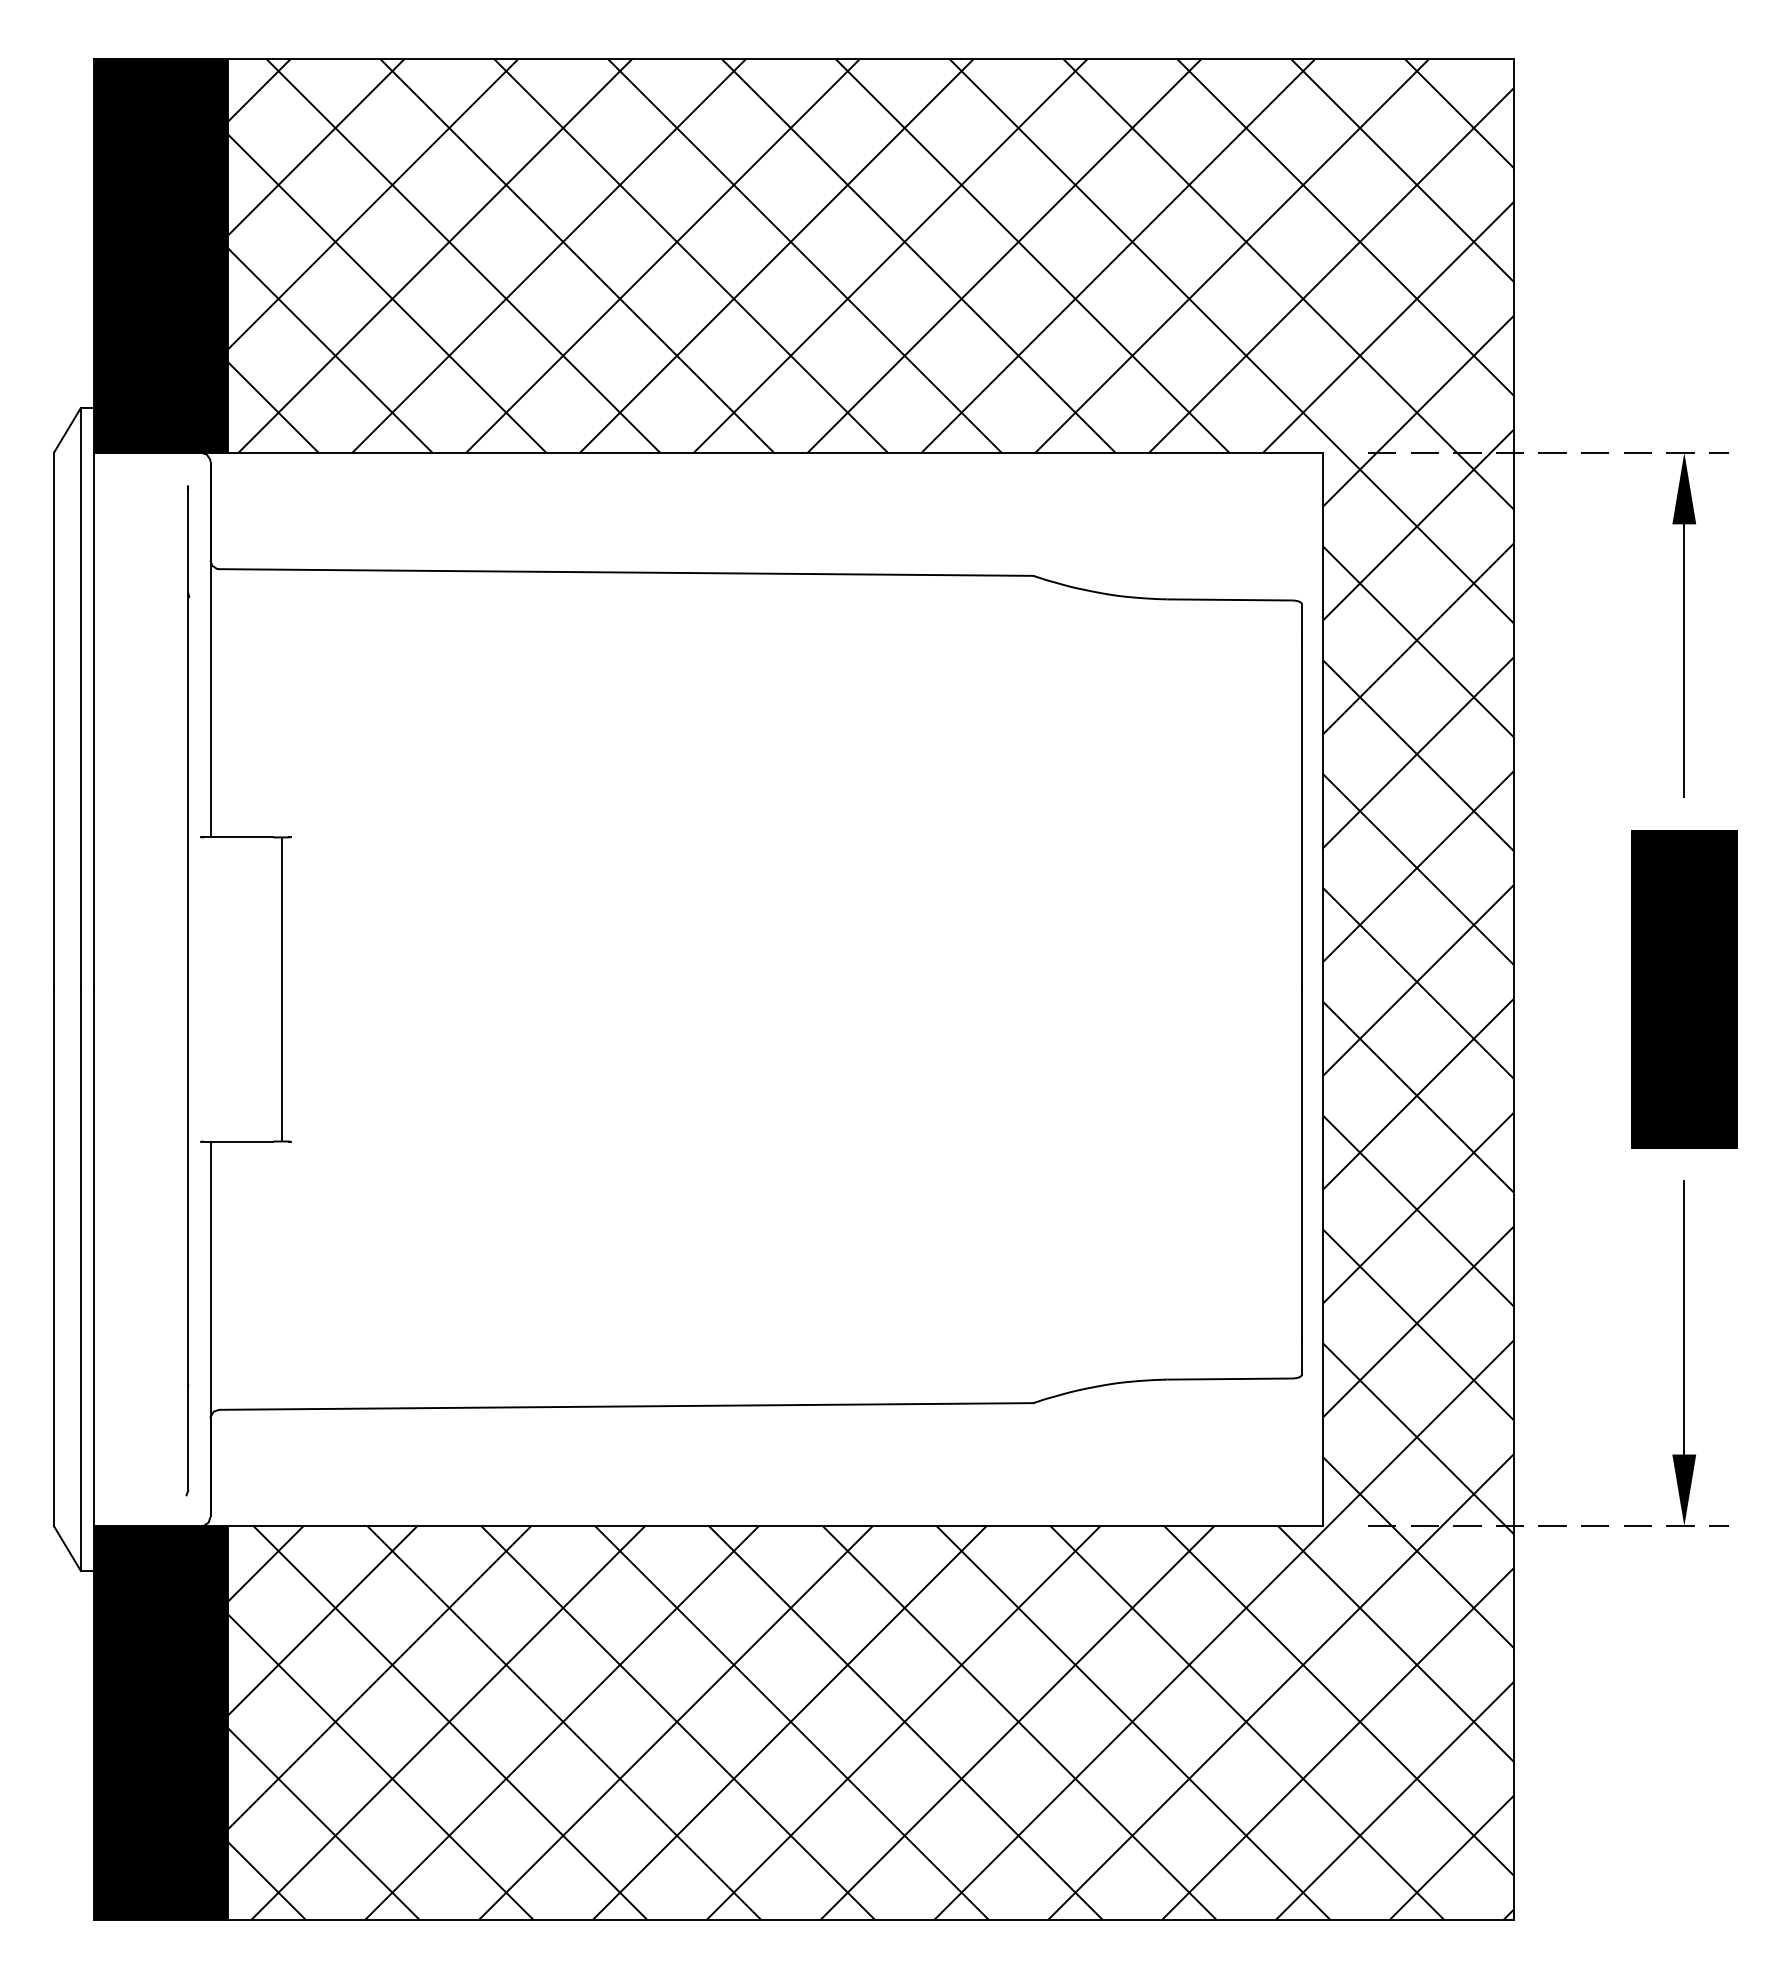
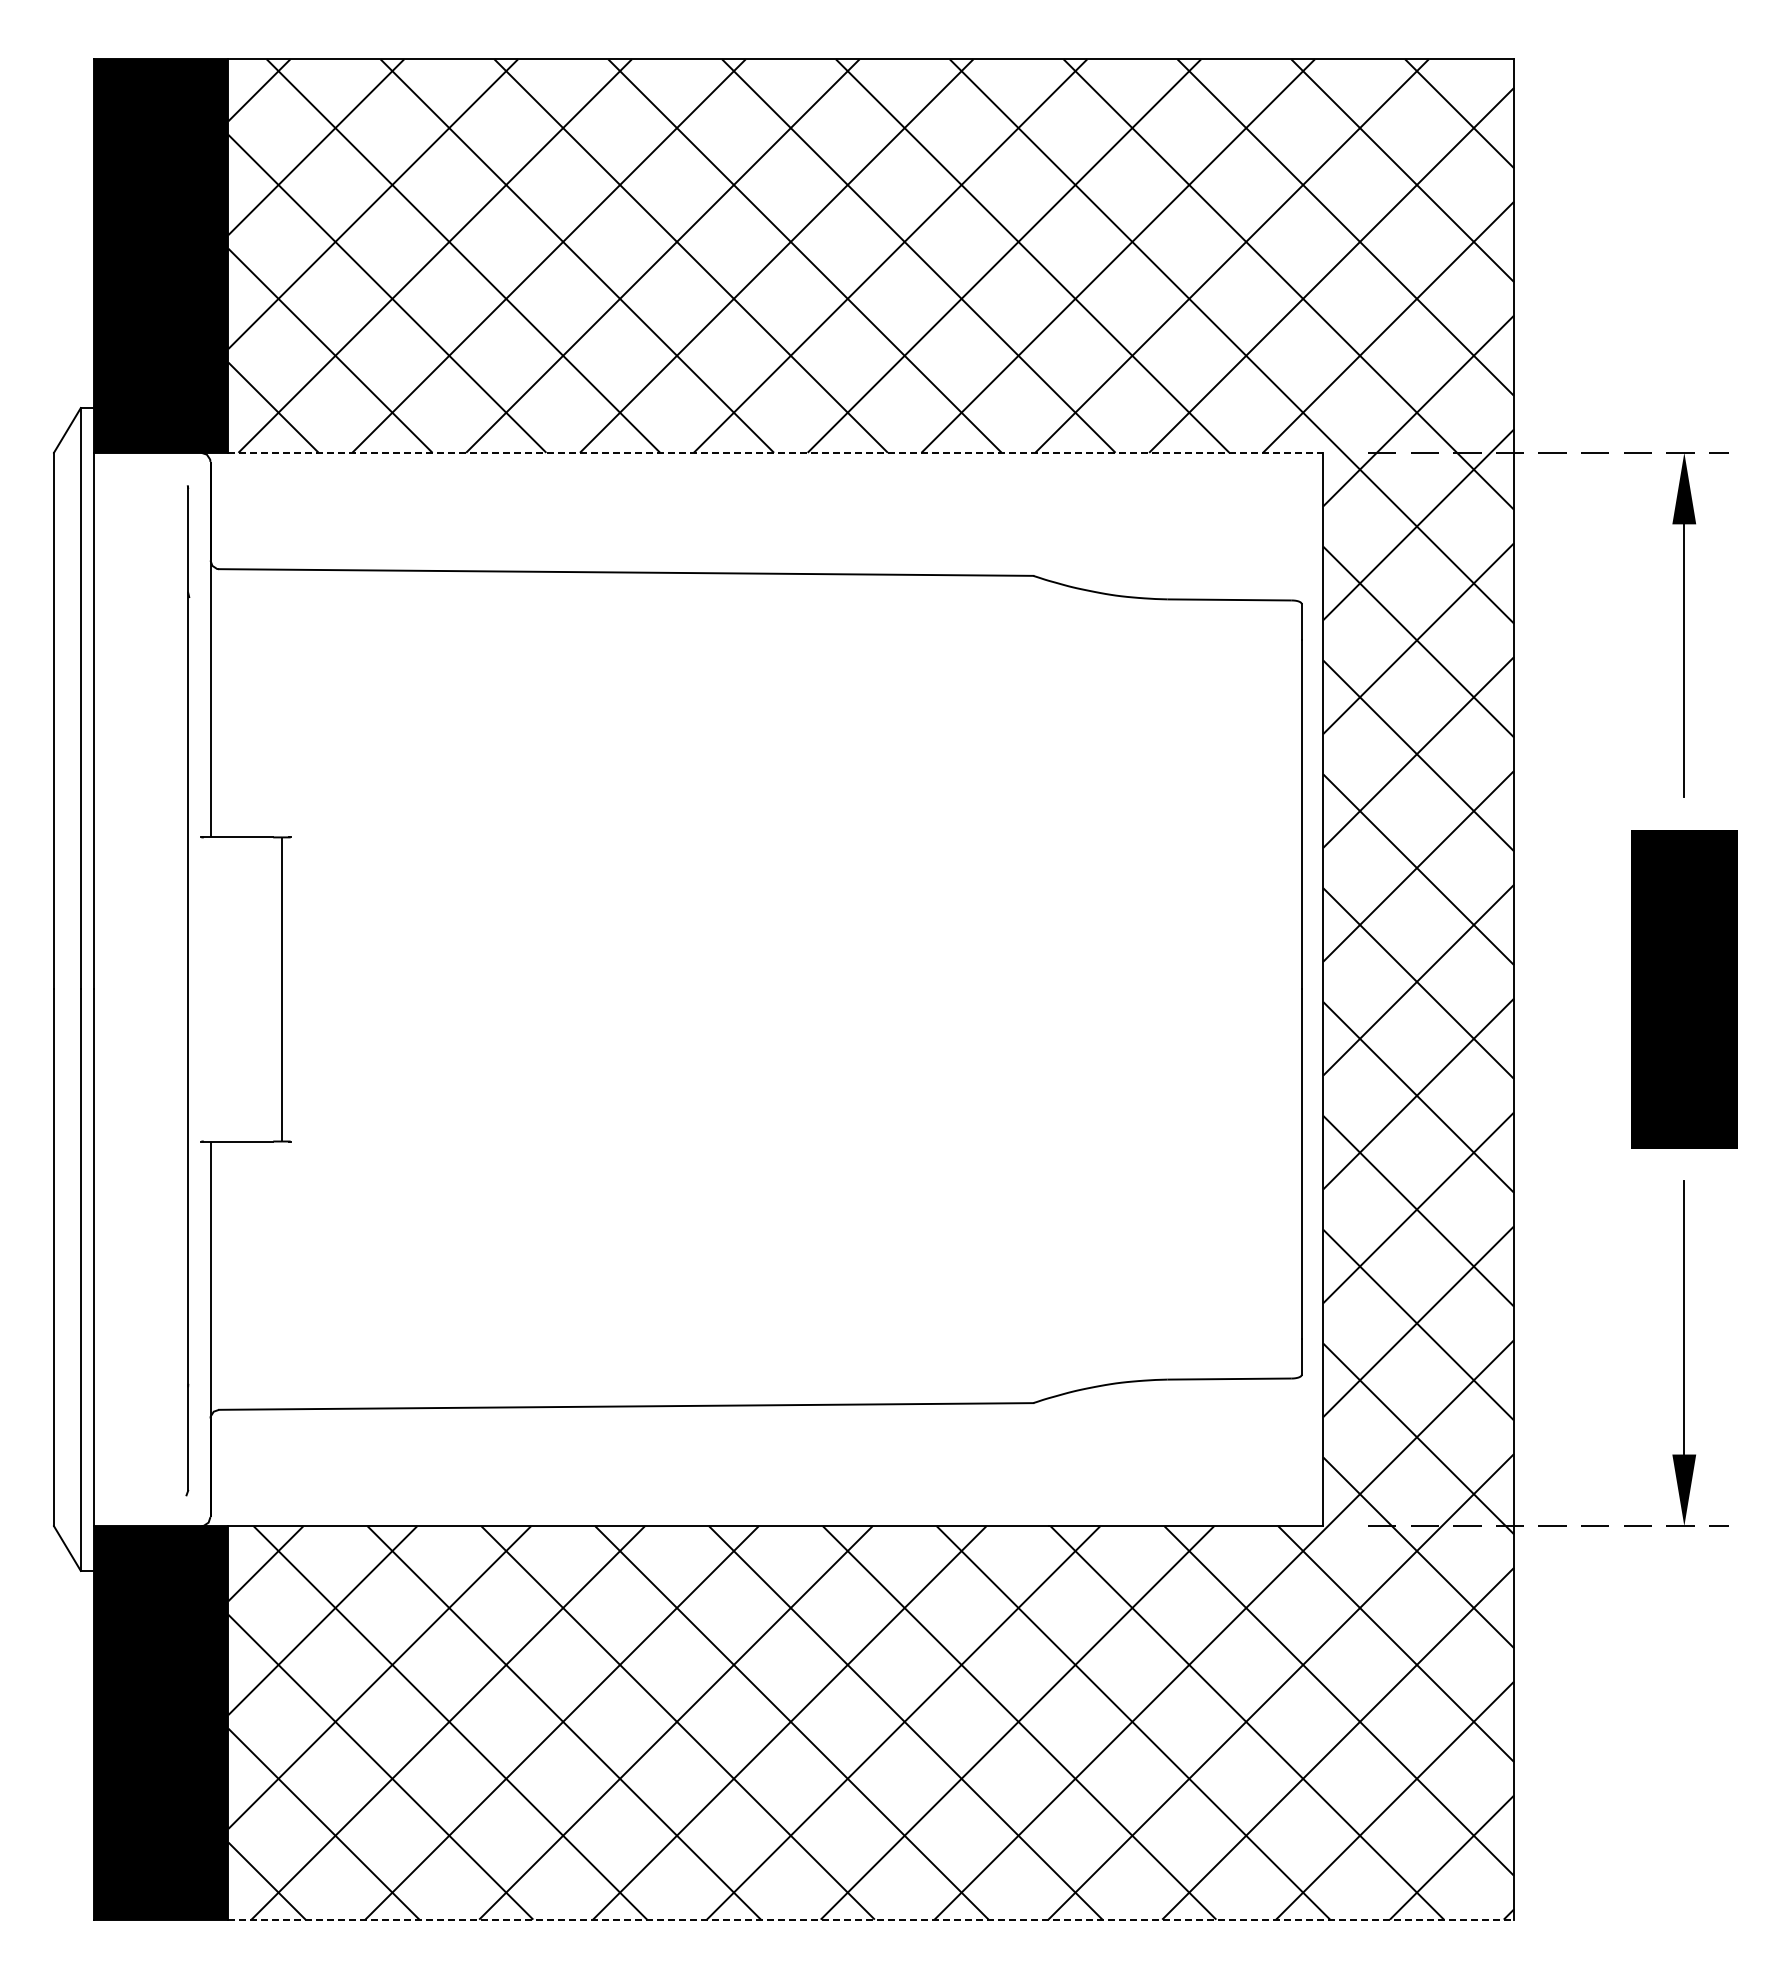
line: solid -> dashed (776, 452)
line: solid -> dashed (871, 1919)
